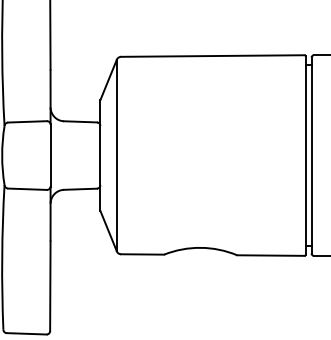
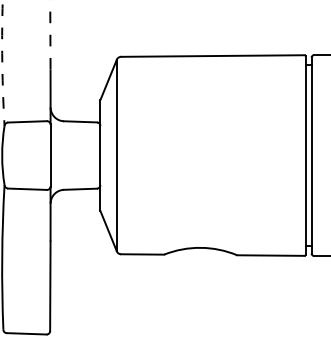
line: solid -> dashed (50, 34)
arc: solid -> dashed (2, 63)
